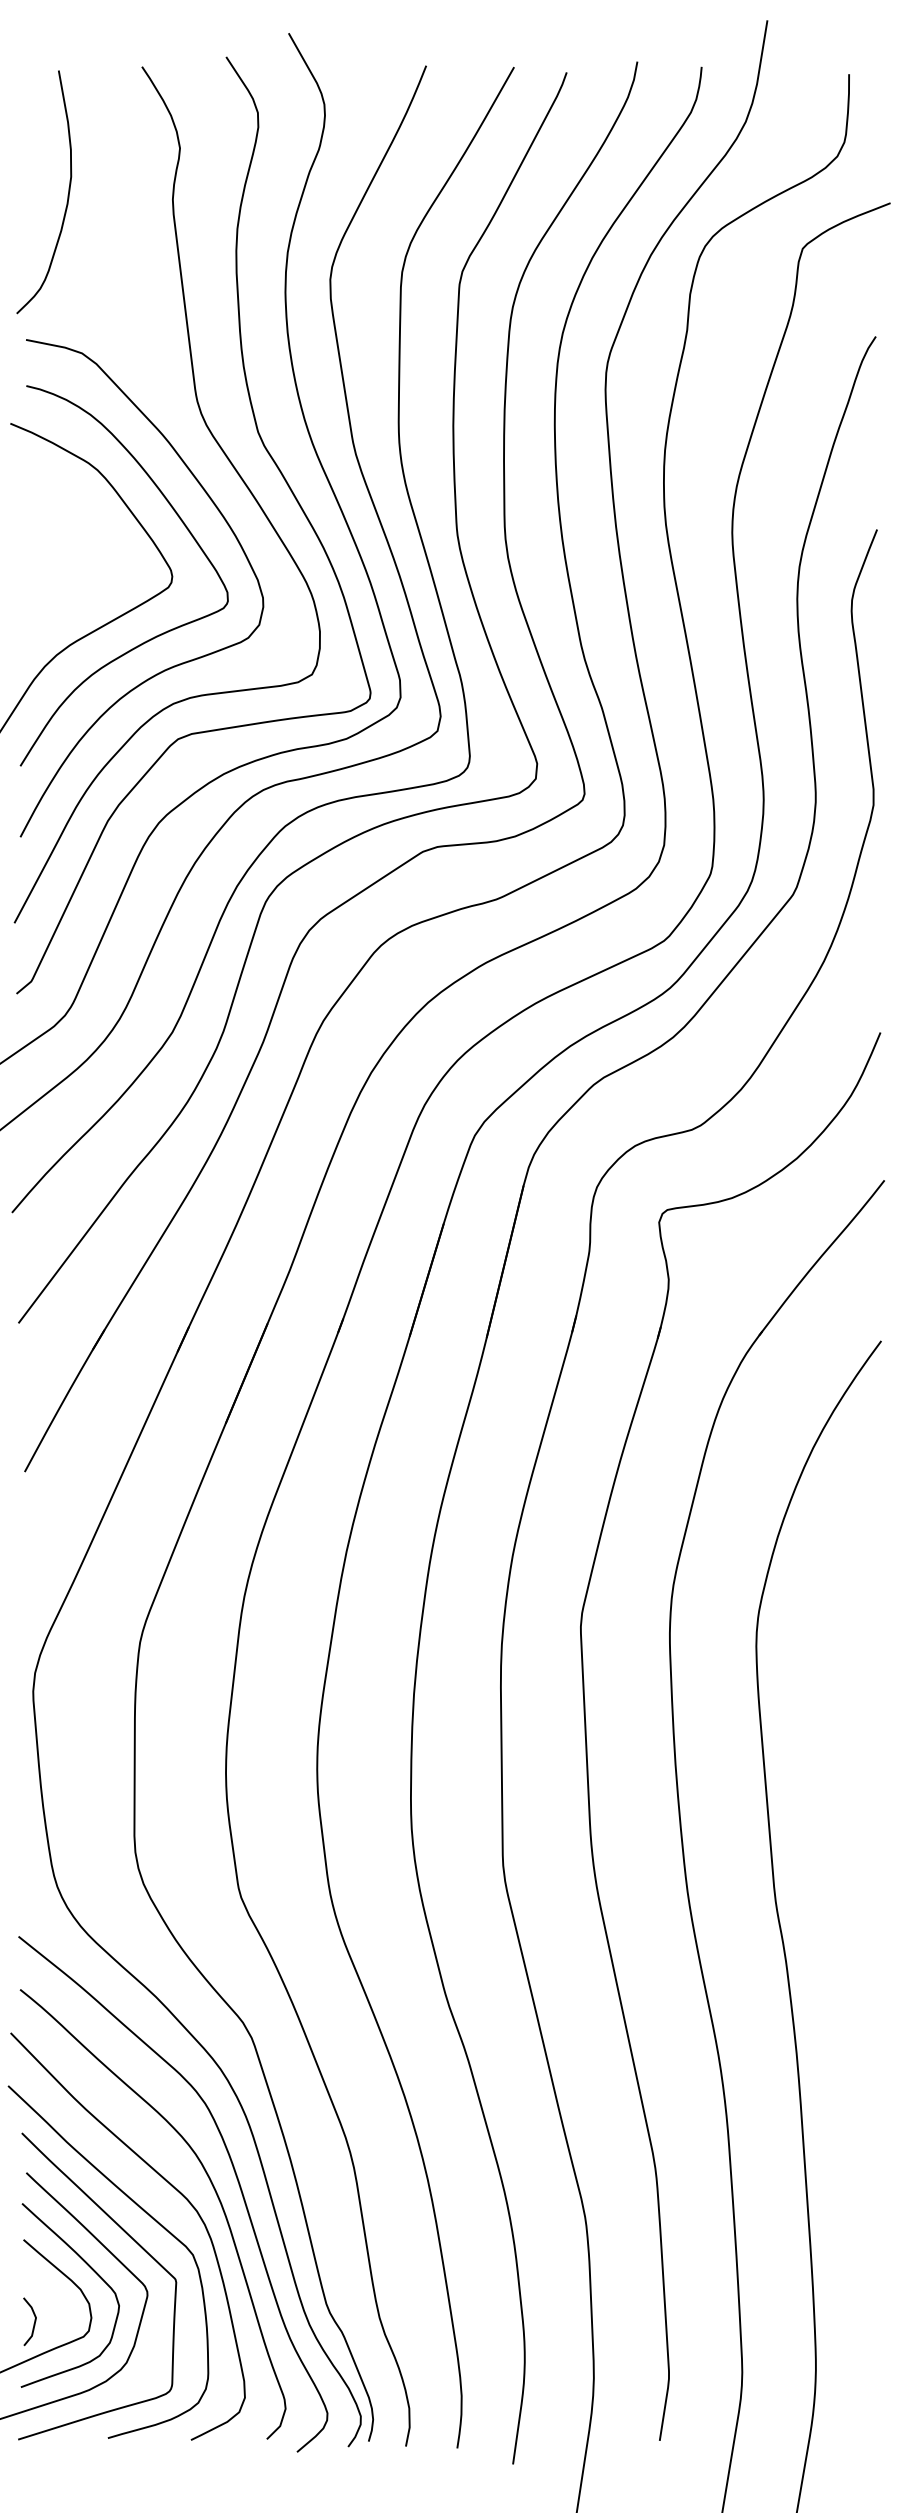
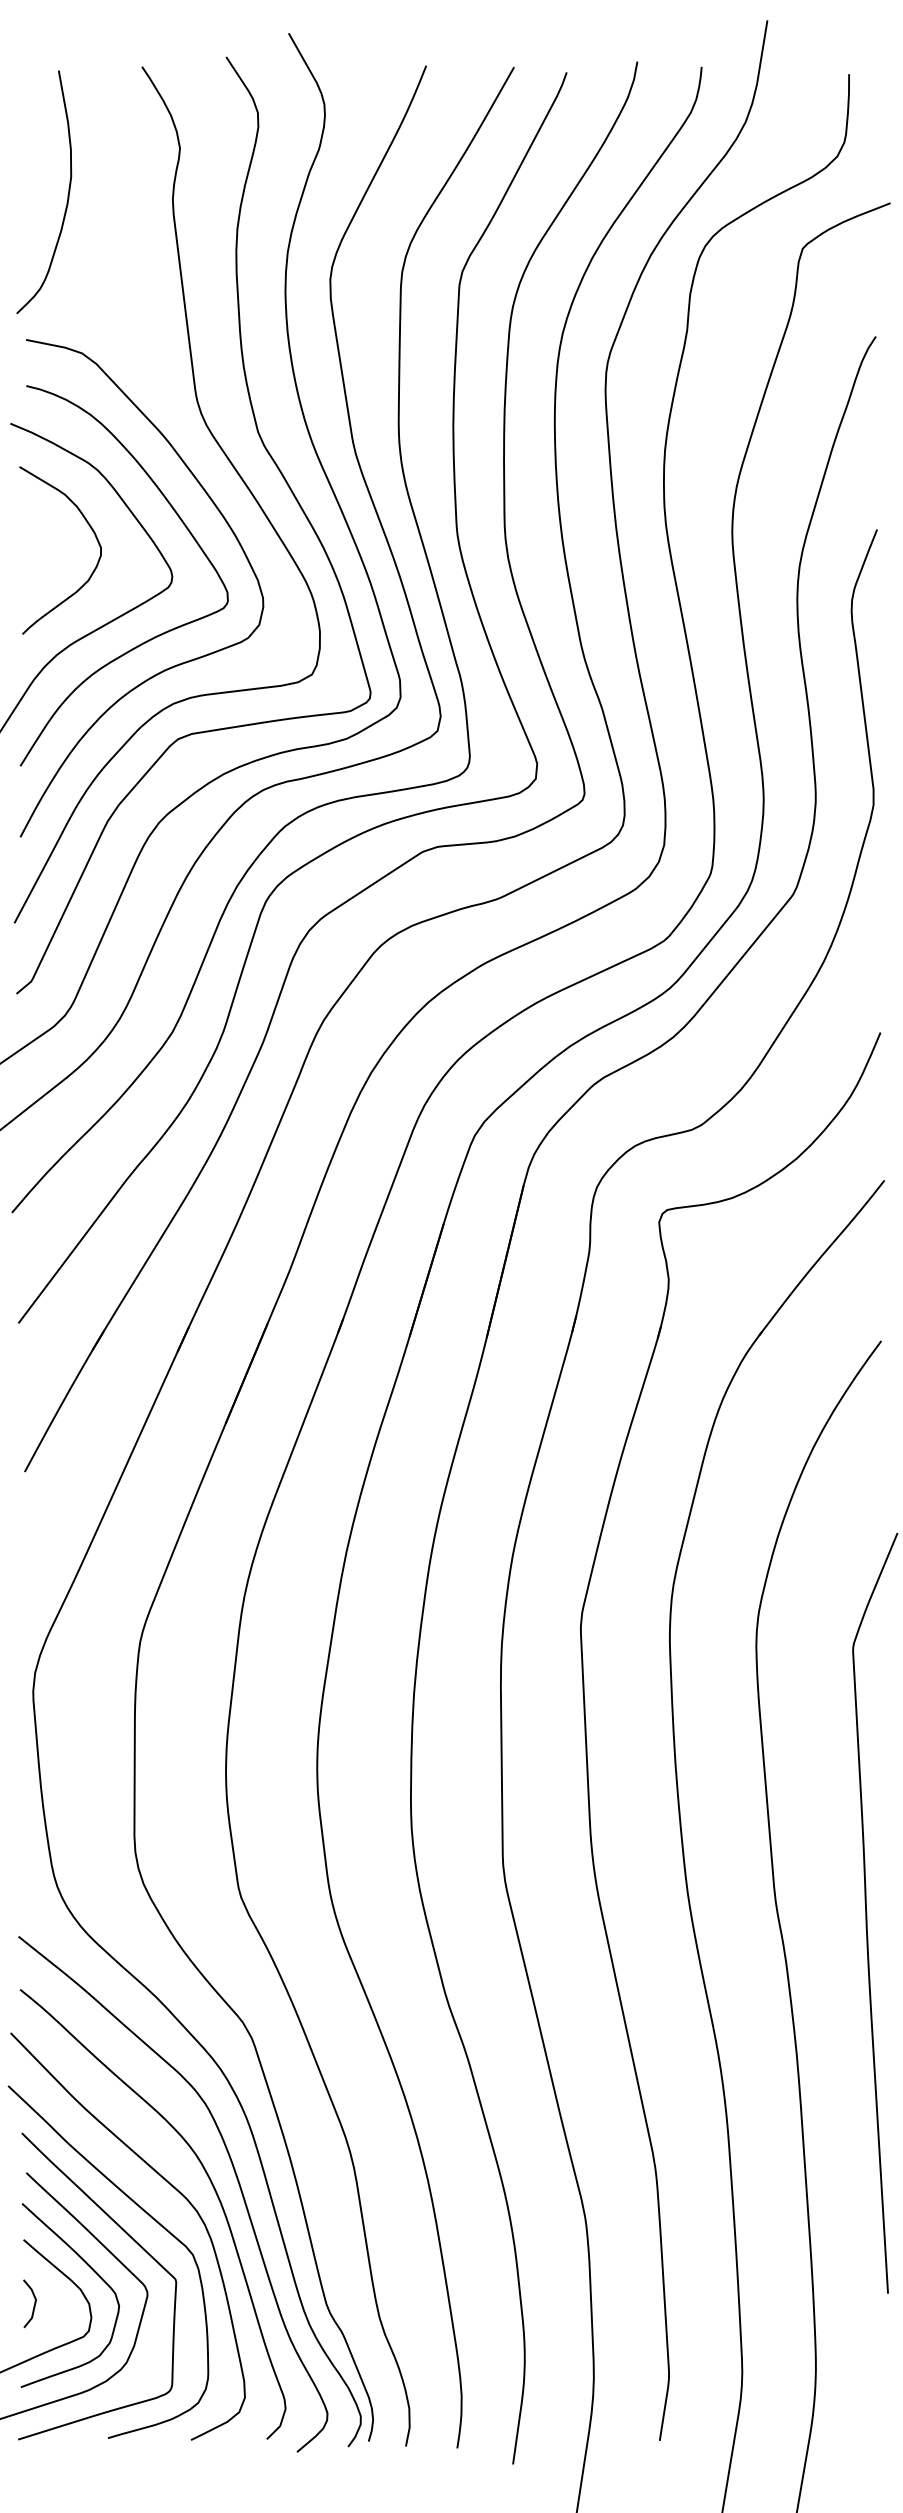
curve: none -> present (93, 533)
curve: none -> present (867, 1913)
line position: (33, 2323) -> (33, 2305) (33, 2305)
